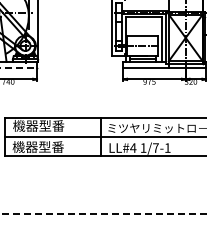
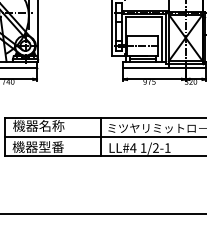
line: dashed -> solid (19, 68)
text: 機器型番 -> 機器名称 (51, 125)
text: 1/7-1 -> 1/2-1 (155, 147)
line: dashed -> solid (102, 213)
